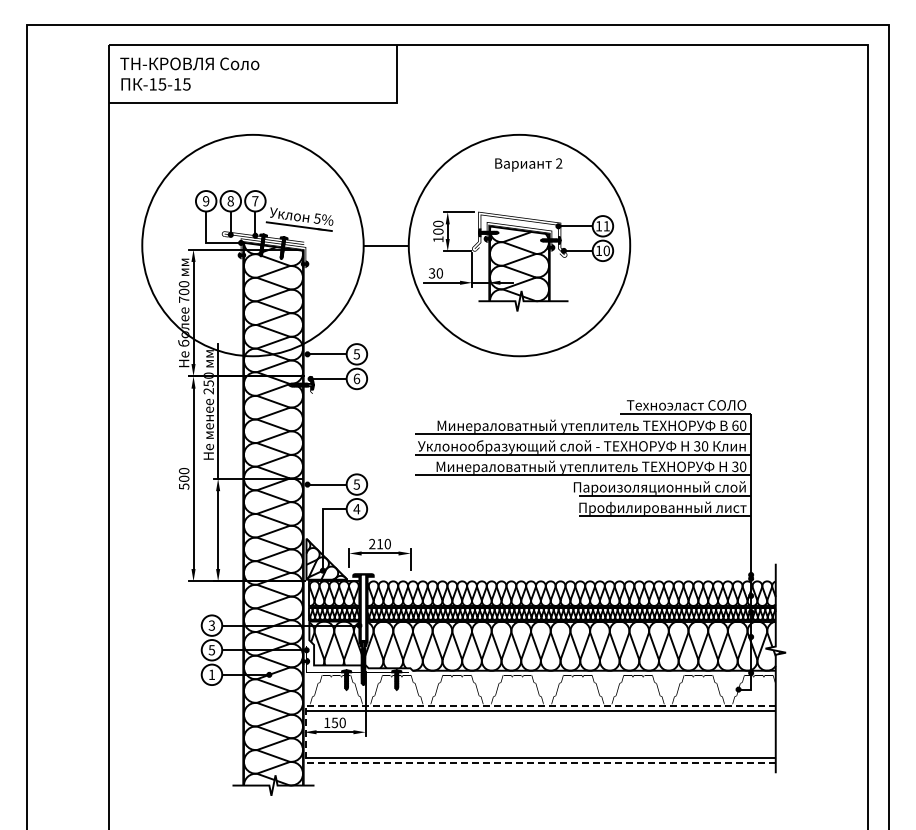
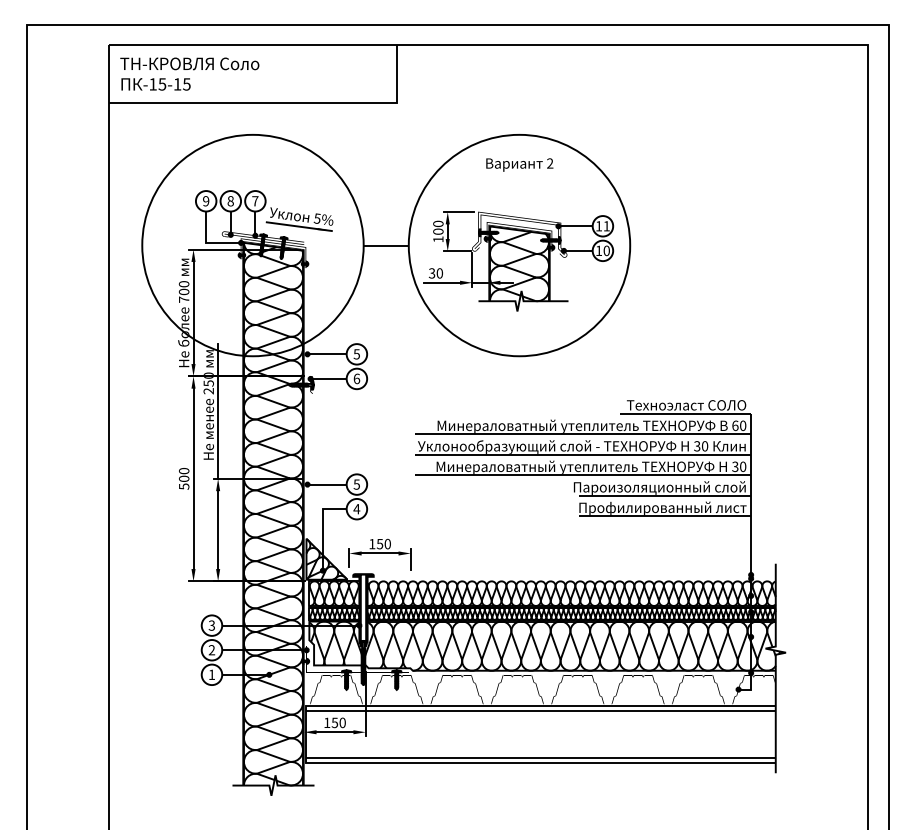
text position: (528, 164) -> (519, 164) (519, 164)
text: 210 -> 150 (376, 543)
text: 5 -> 2 (211, 650)
line: dashed -> solid (306, 734)
